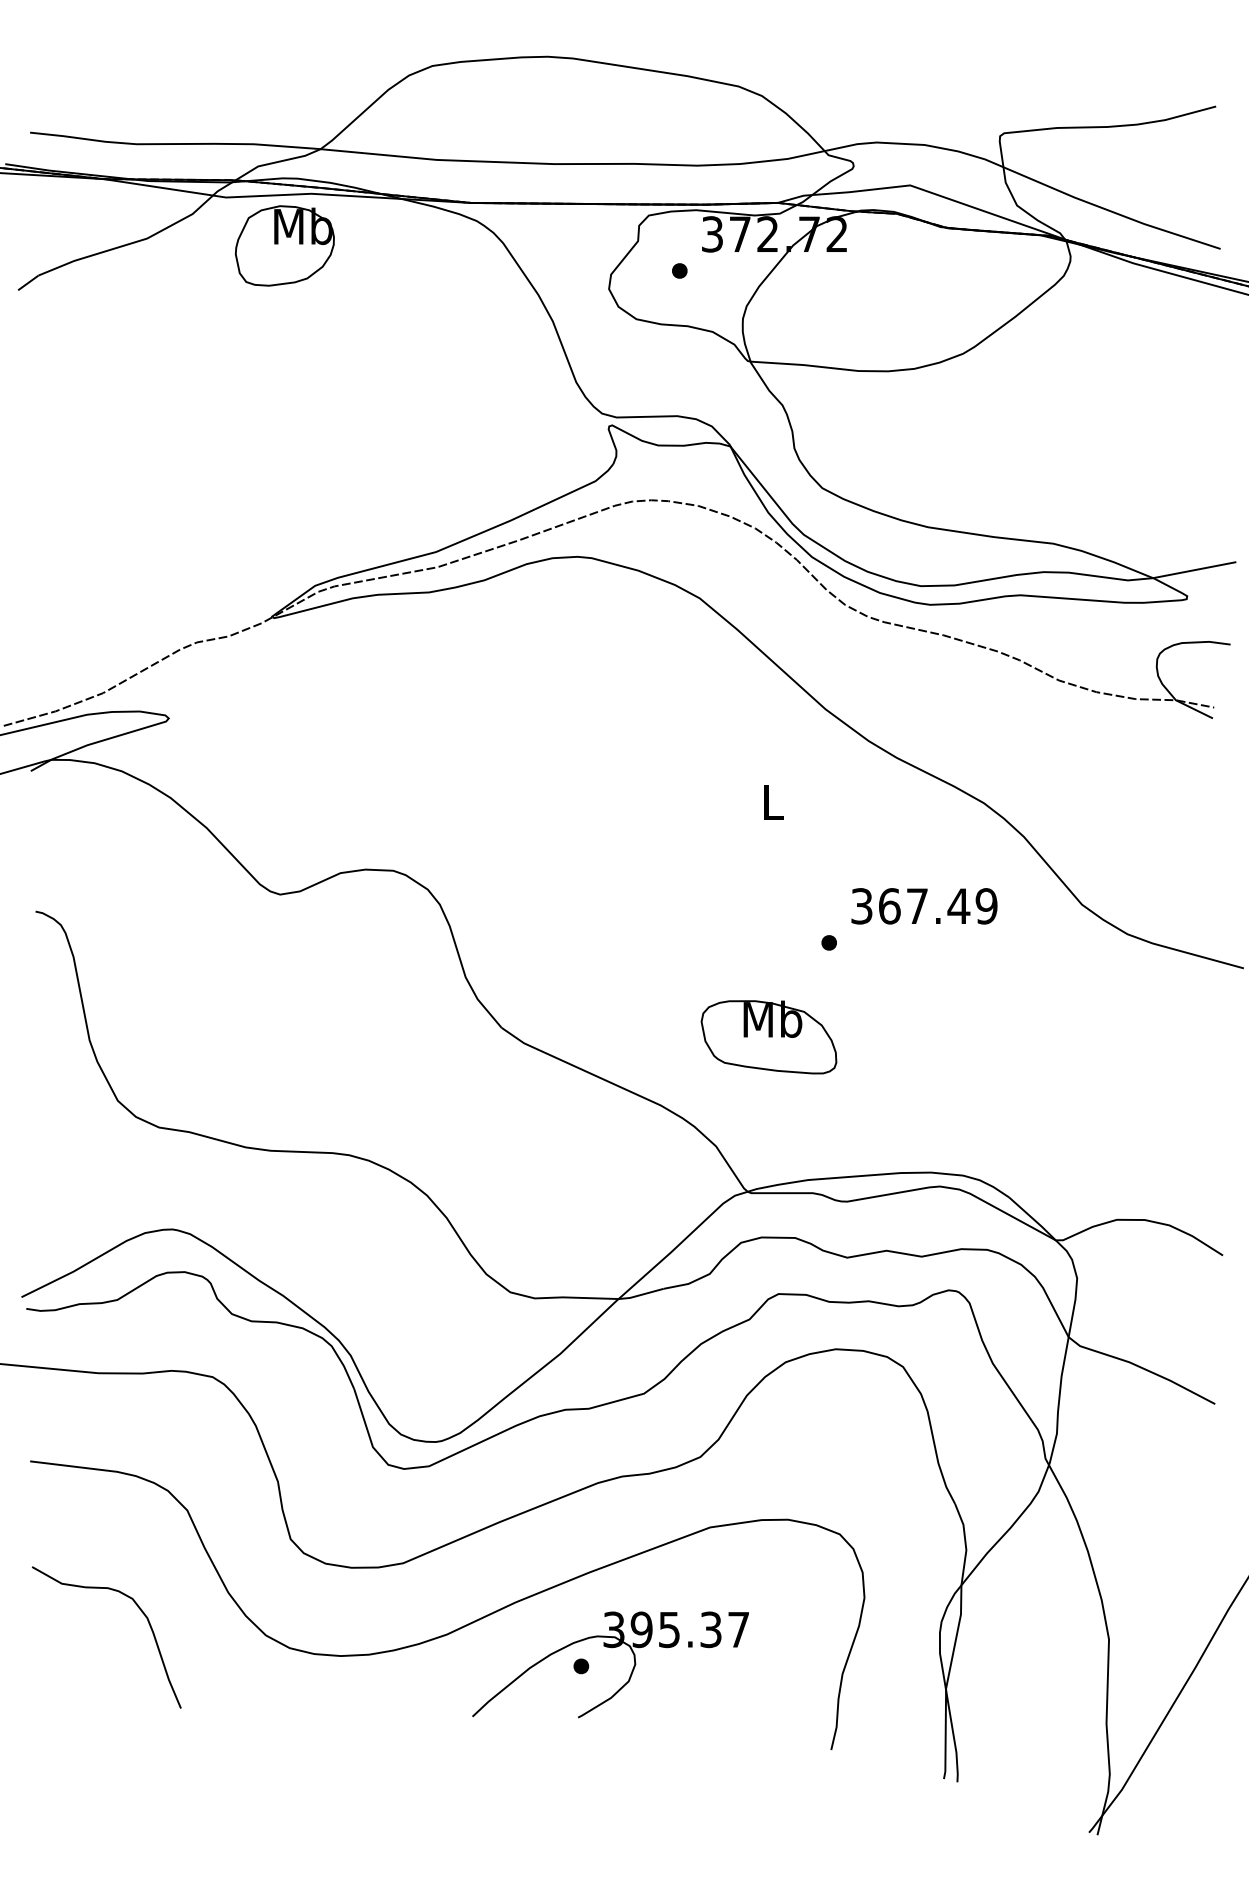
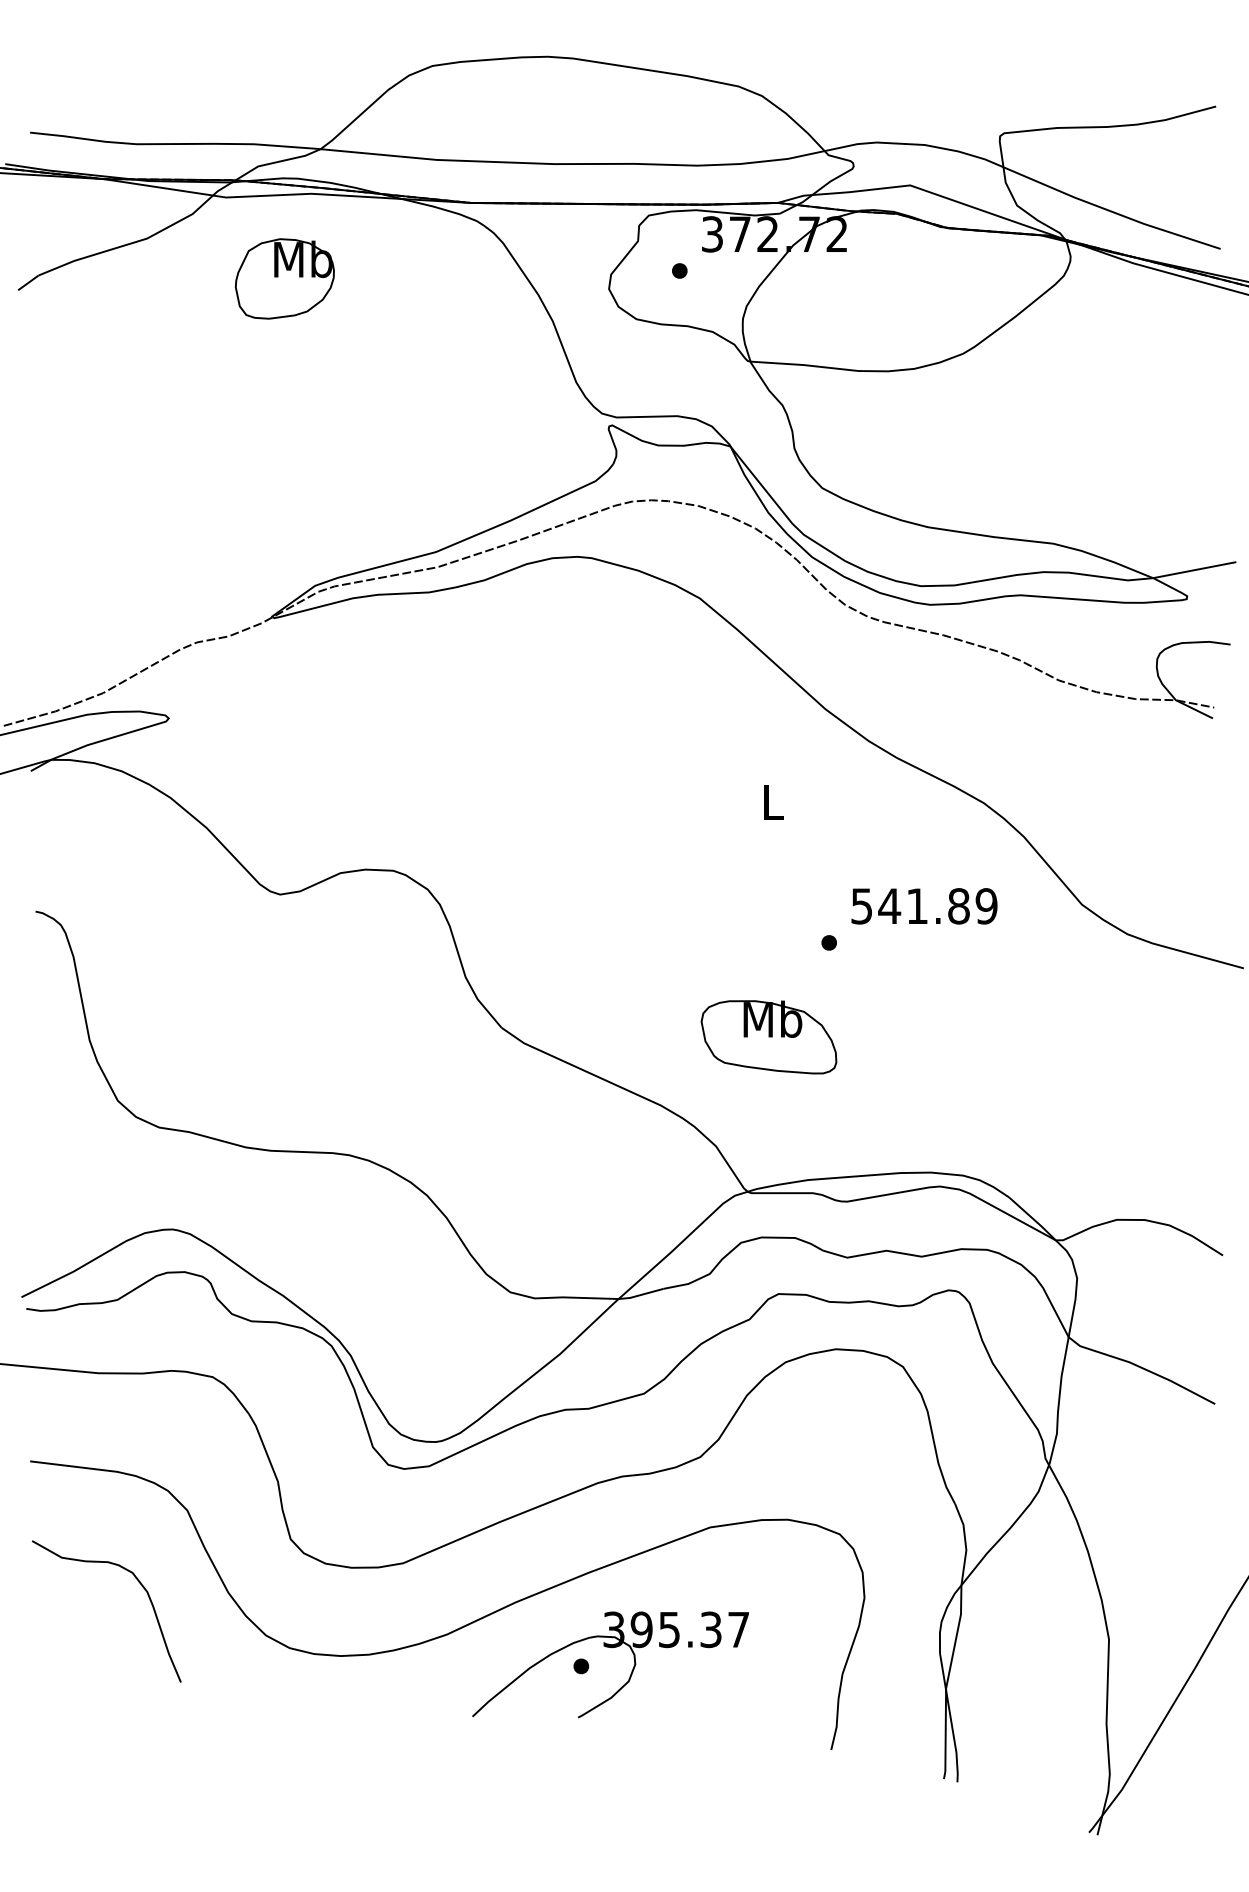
part position: (284, 245) -> (284, 278) (284, 278)
text: 367.49 -> 541.89 (911, 906)
curve position: (141, 1612) -> (141, 1586) (141, 1586)
